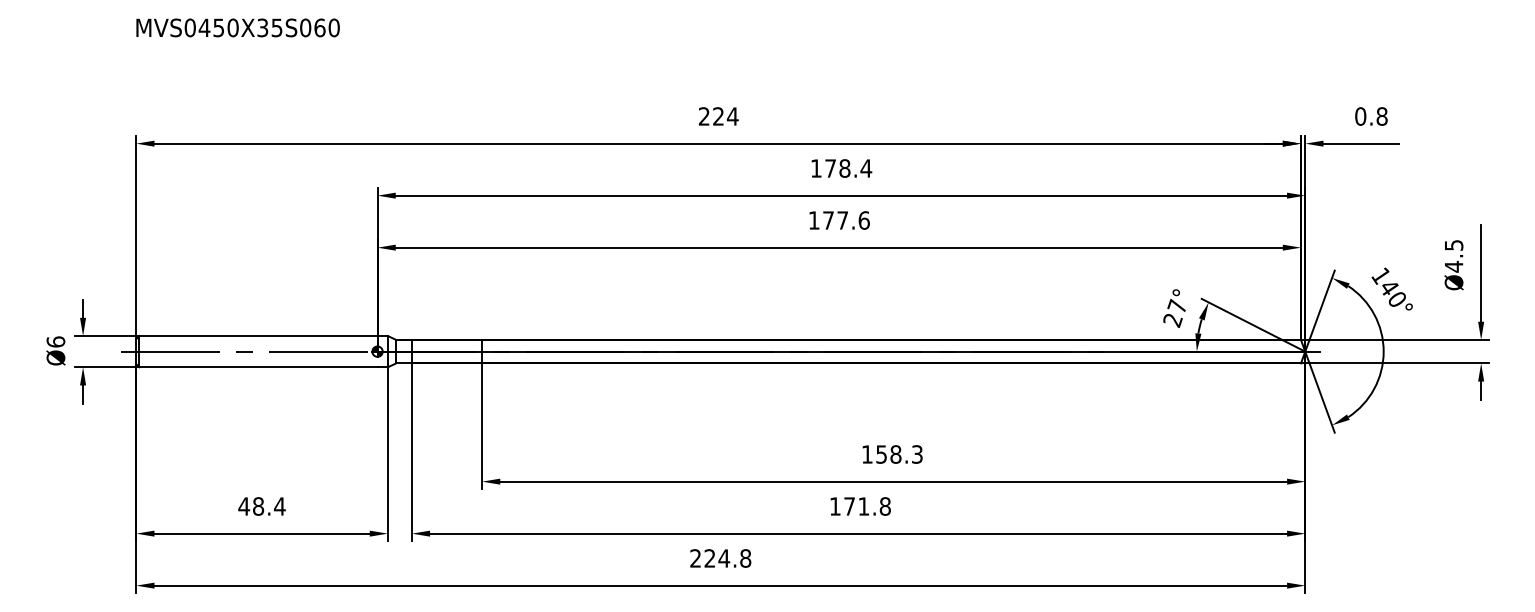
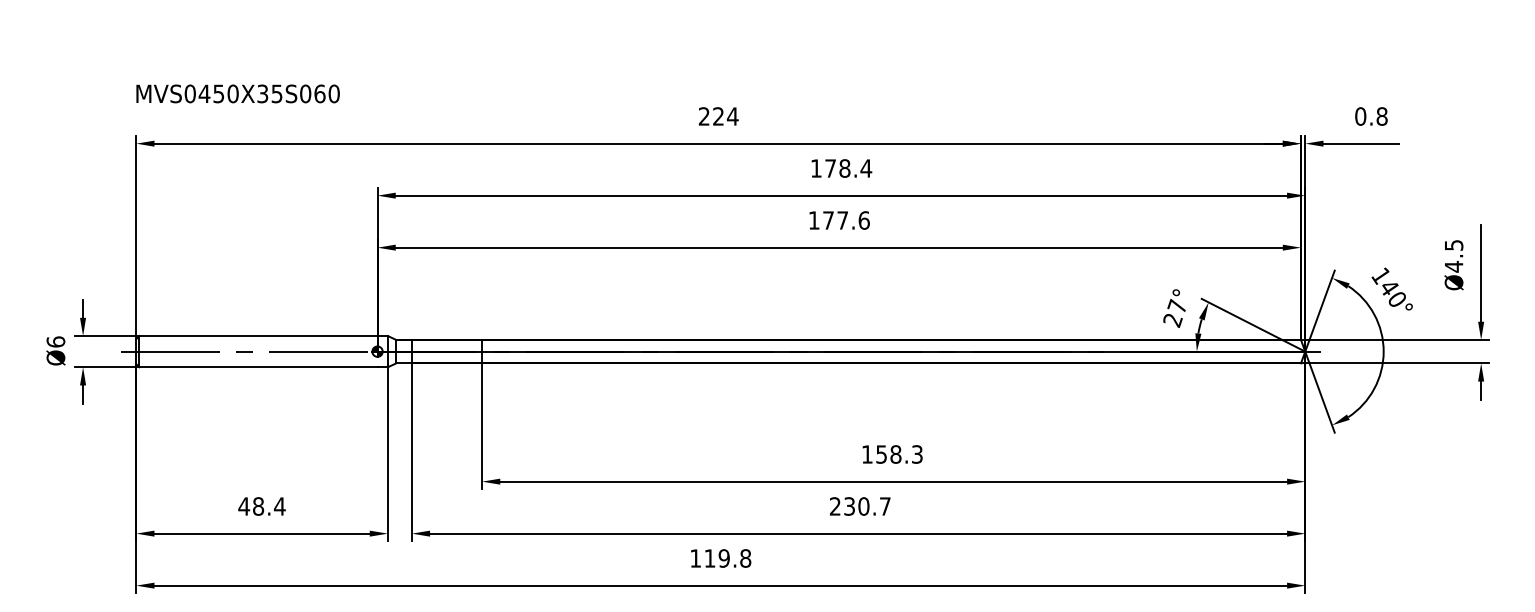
text position: (237, 27) -> (237, 93) (237, 93)
text: 171.8 -> 230.7 (860, 506)
text: 224.8 -> 119.8 (710, 558)
